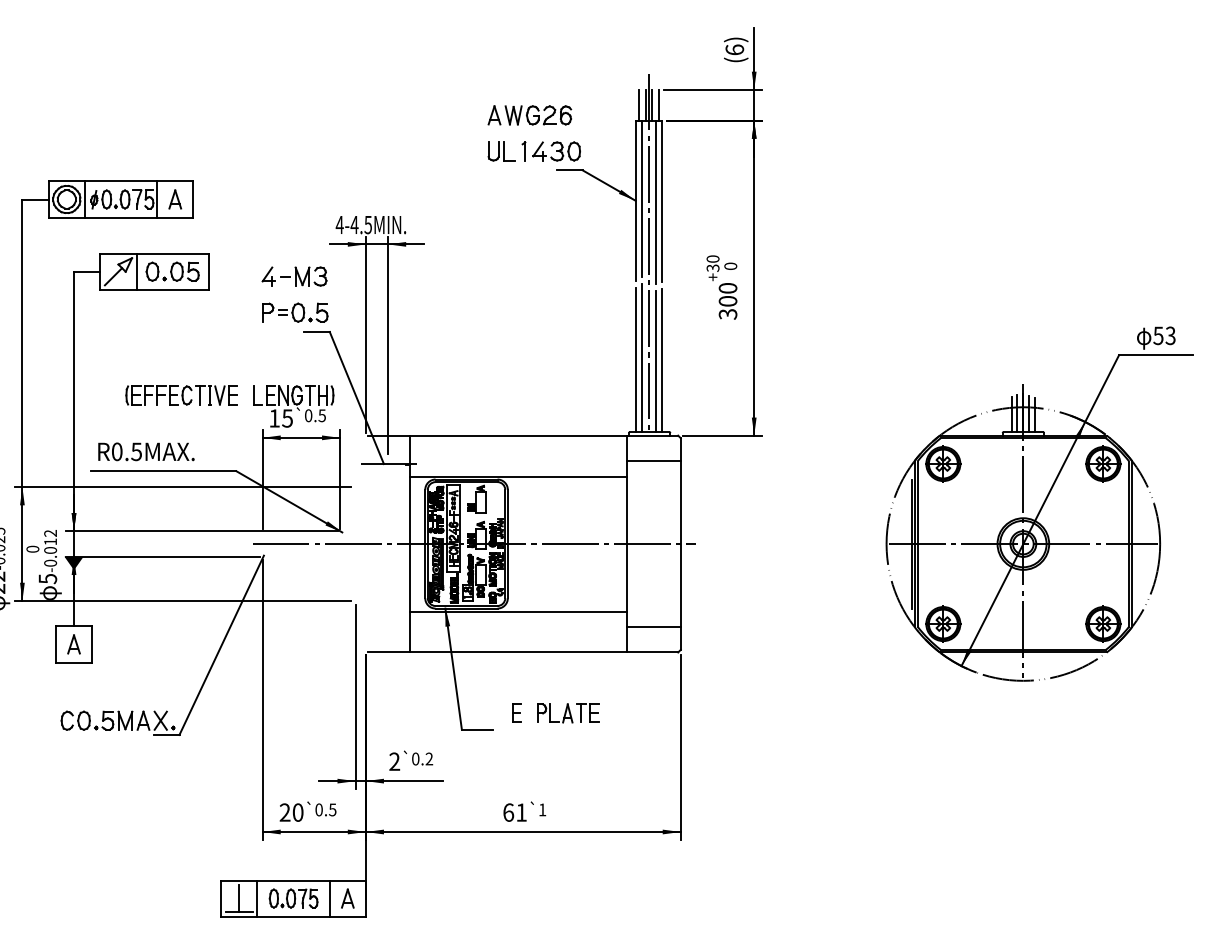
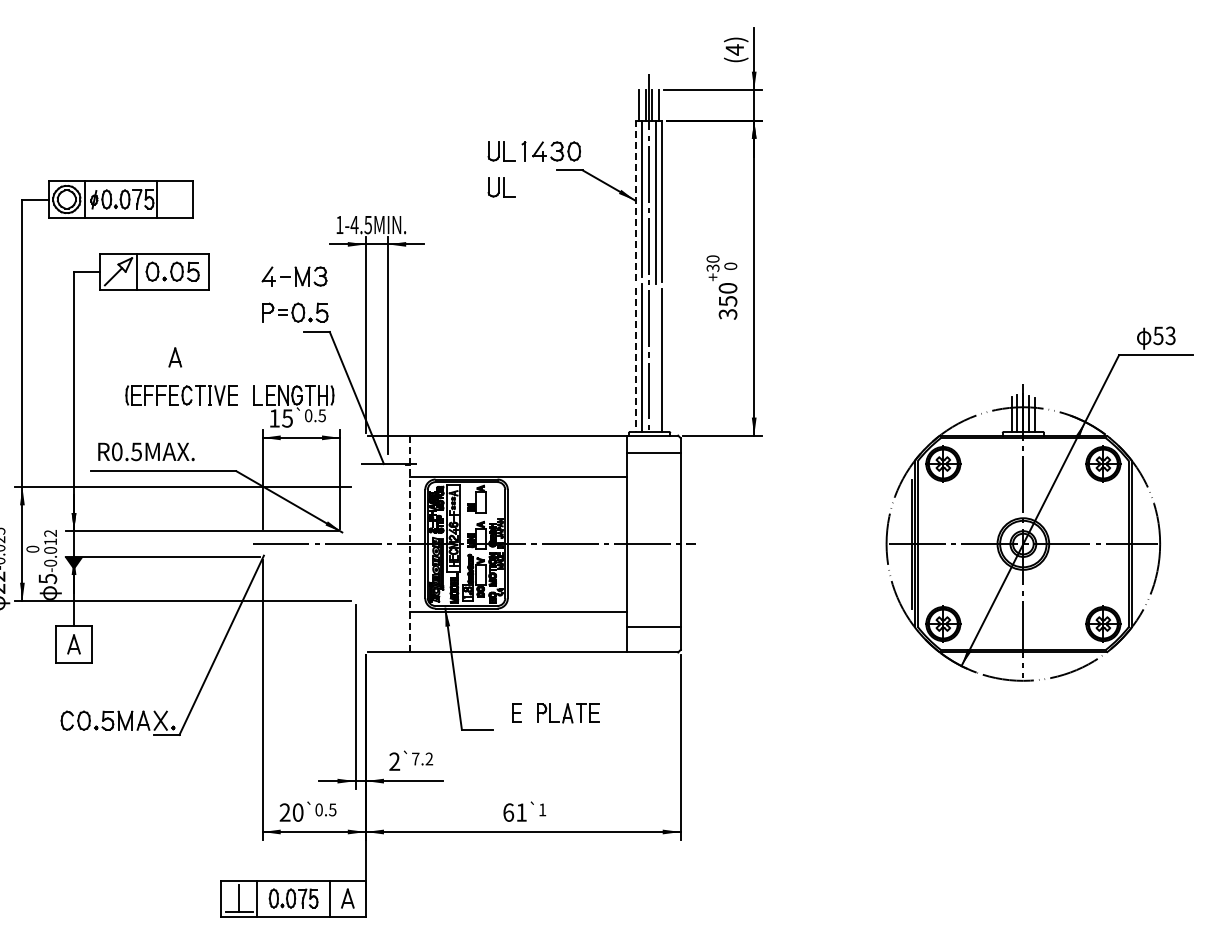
text: 6 -> 4 (734, 49)
part: present -> none (529, 115)
part: none -> present (501, 187)
part position: (175, 199) -> (175, 357) (175, 357)
line: solid -> dashed (635, 200)
text: 4-4.5MIN. -> 1-4.5MIN. (339, 224)
text: 300 -> 350 (727, 301)
line: solid -> dashed (635, 360)
line: present -> none (655, 361)
line position: (653, 460) -> (653, 452) (653, 452)
line: solid -> dashed (410, 544)
text: 0.2 -> 7.2 (415, 758)
